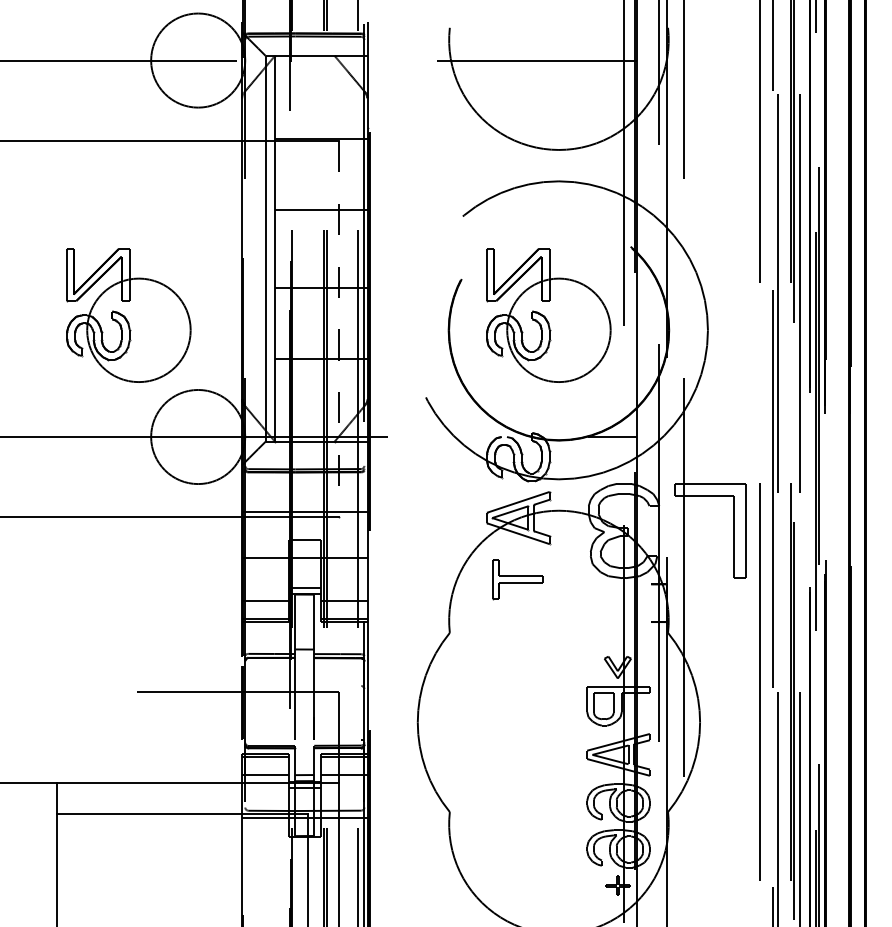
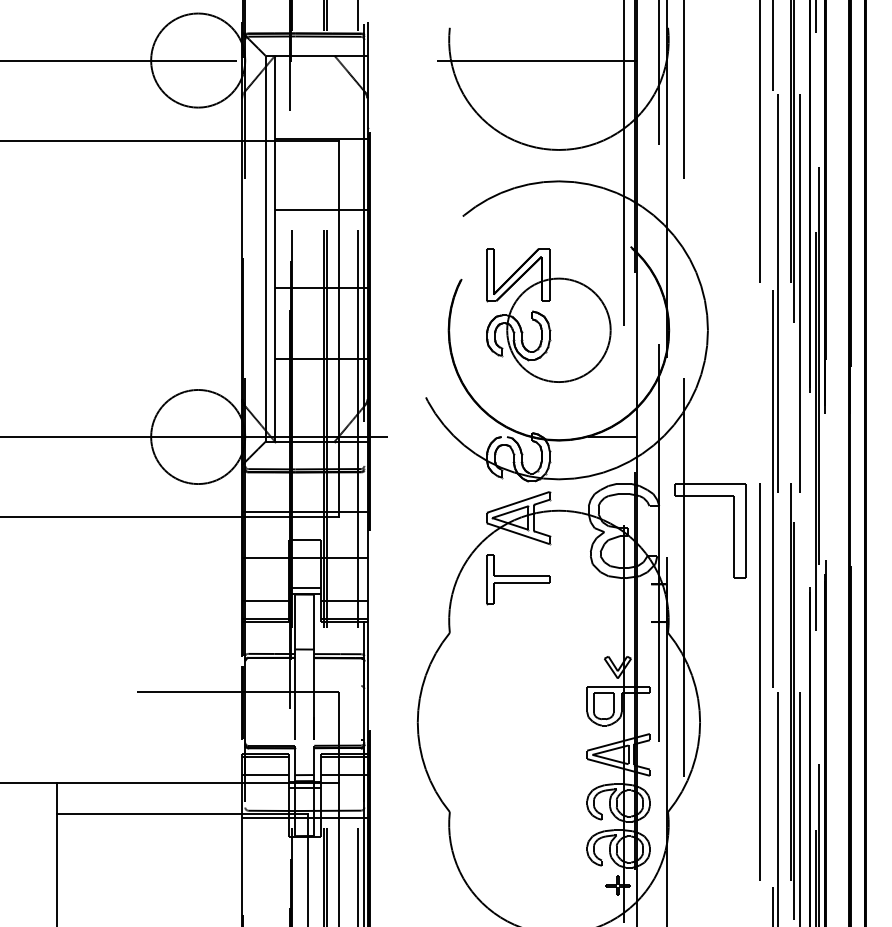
part: present -> none (128, 315)
line: dashed -> solid (339, 329)
part size: 52x42 px -> 65x52 px (518, 579)
